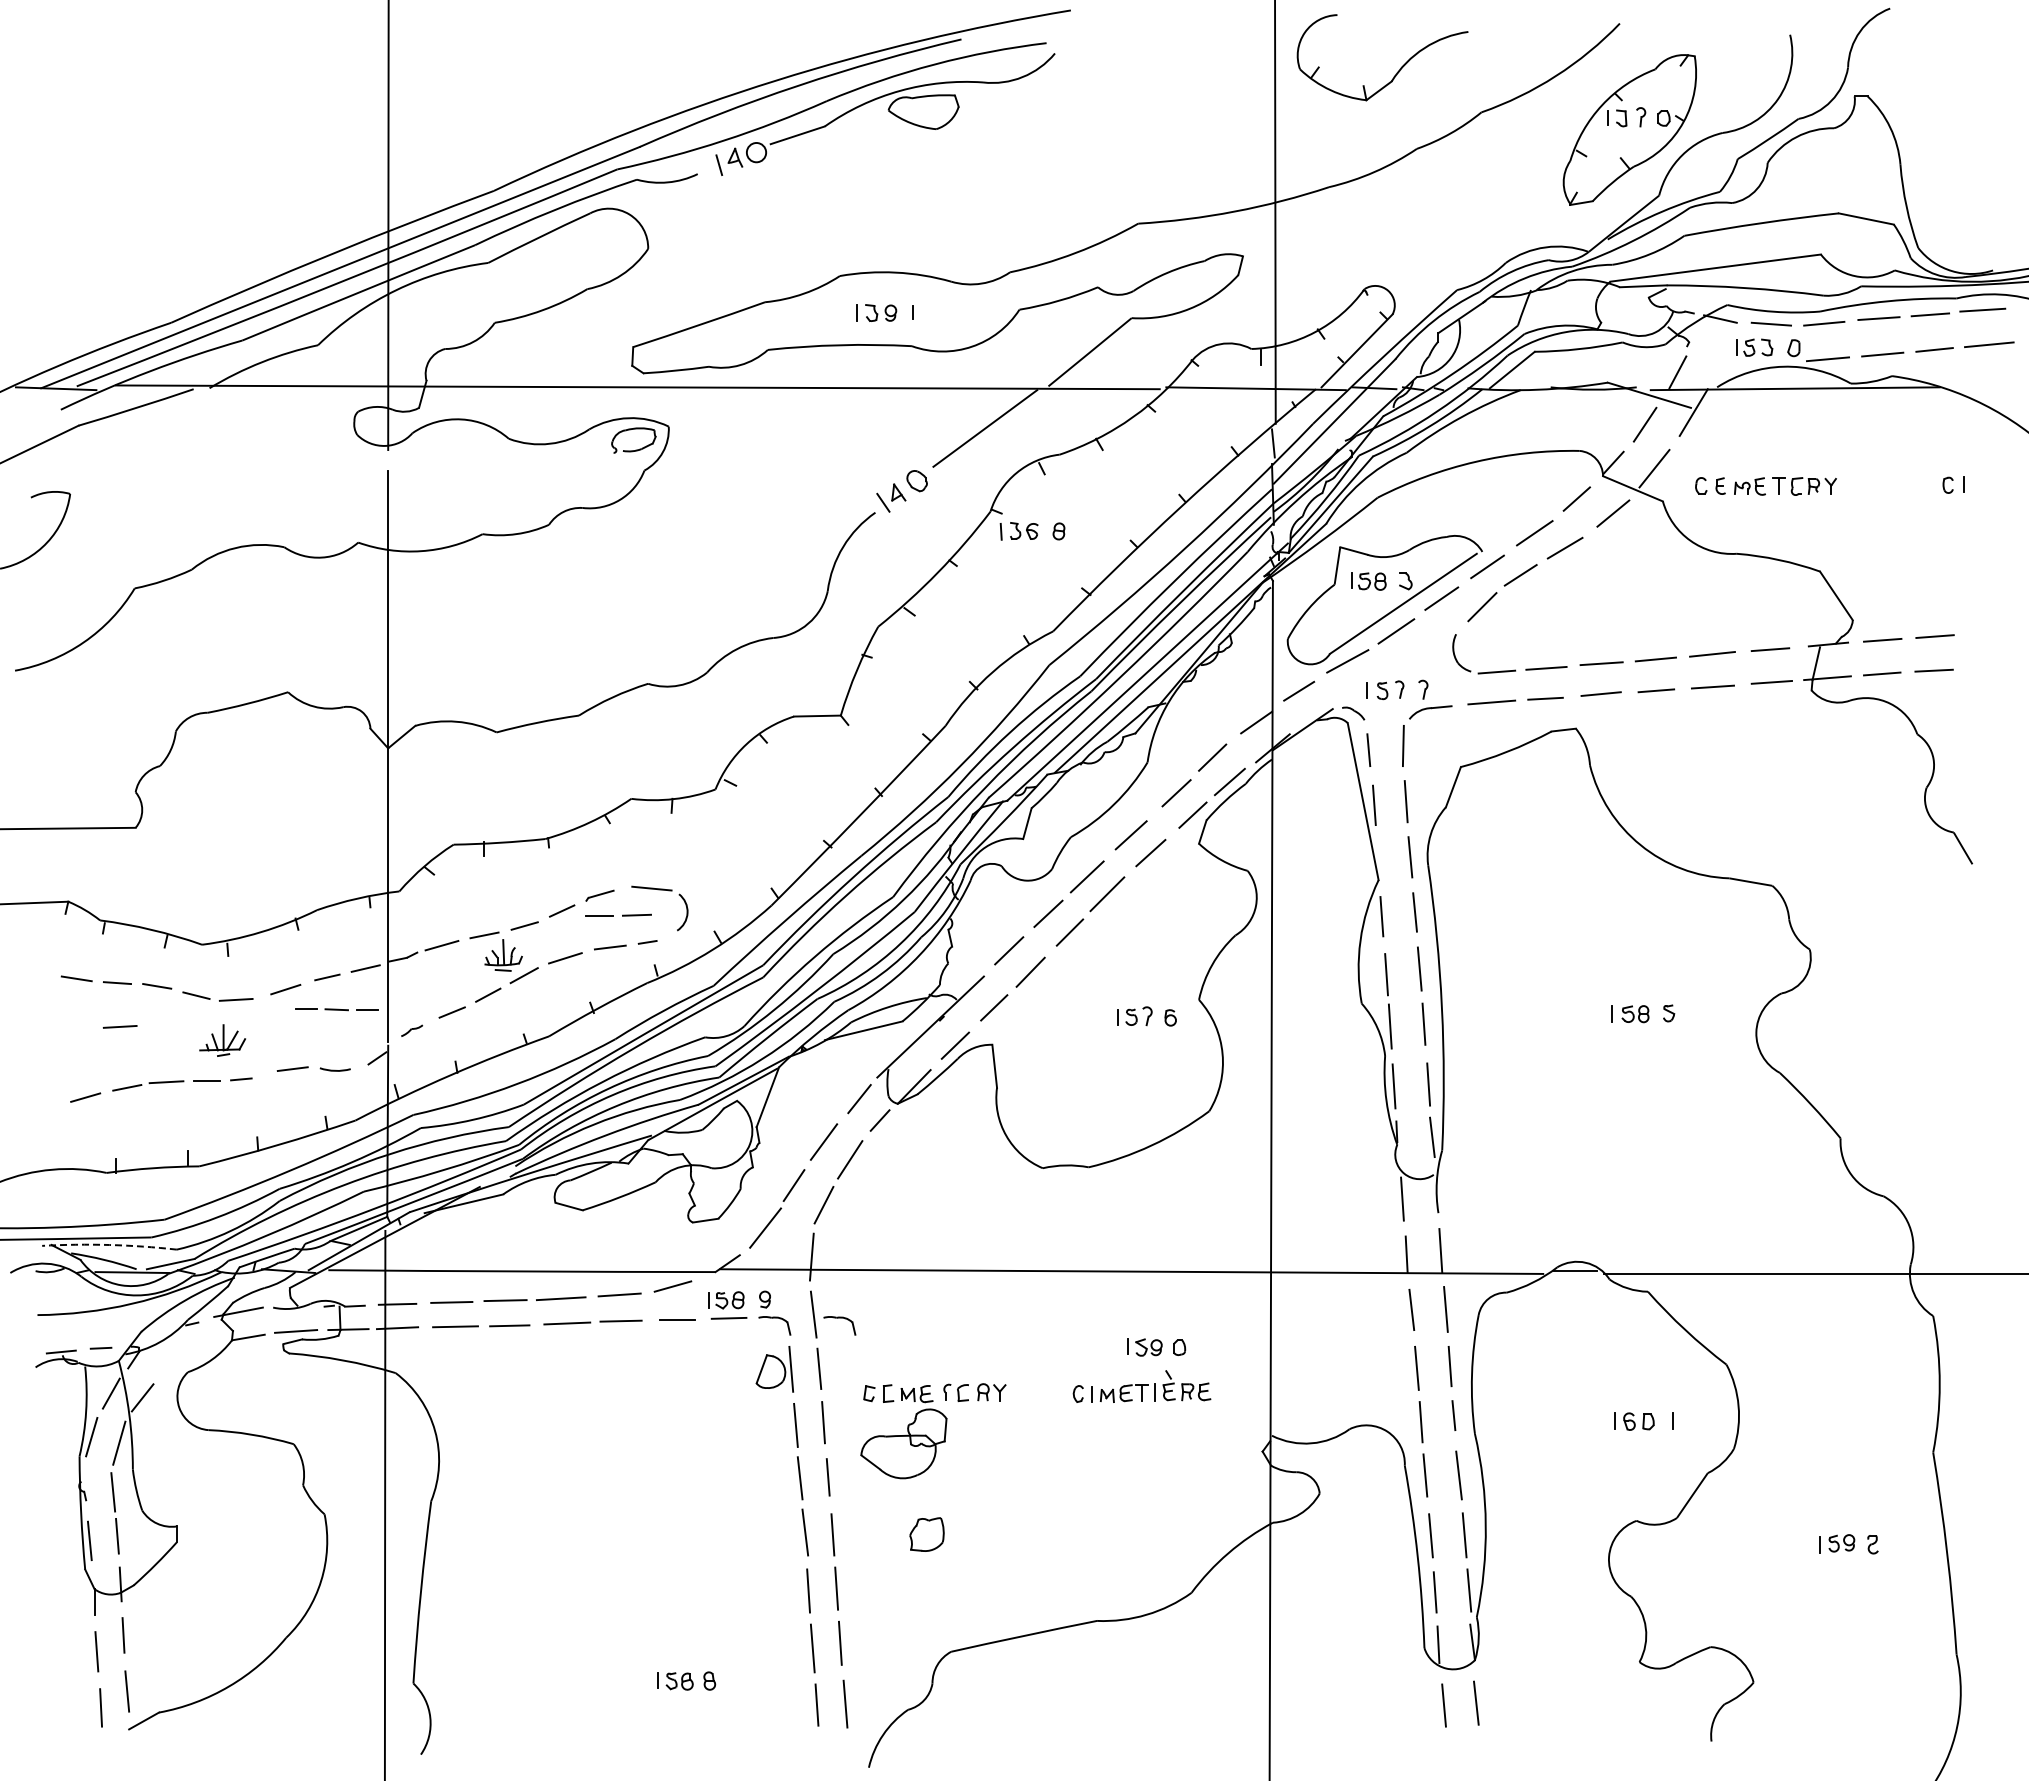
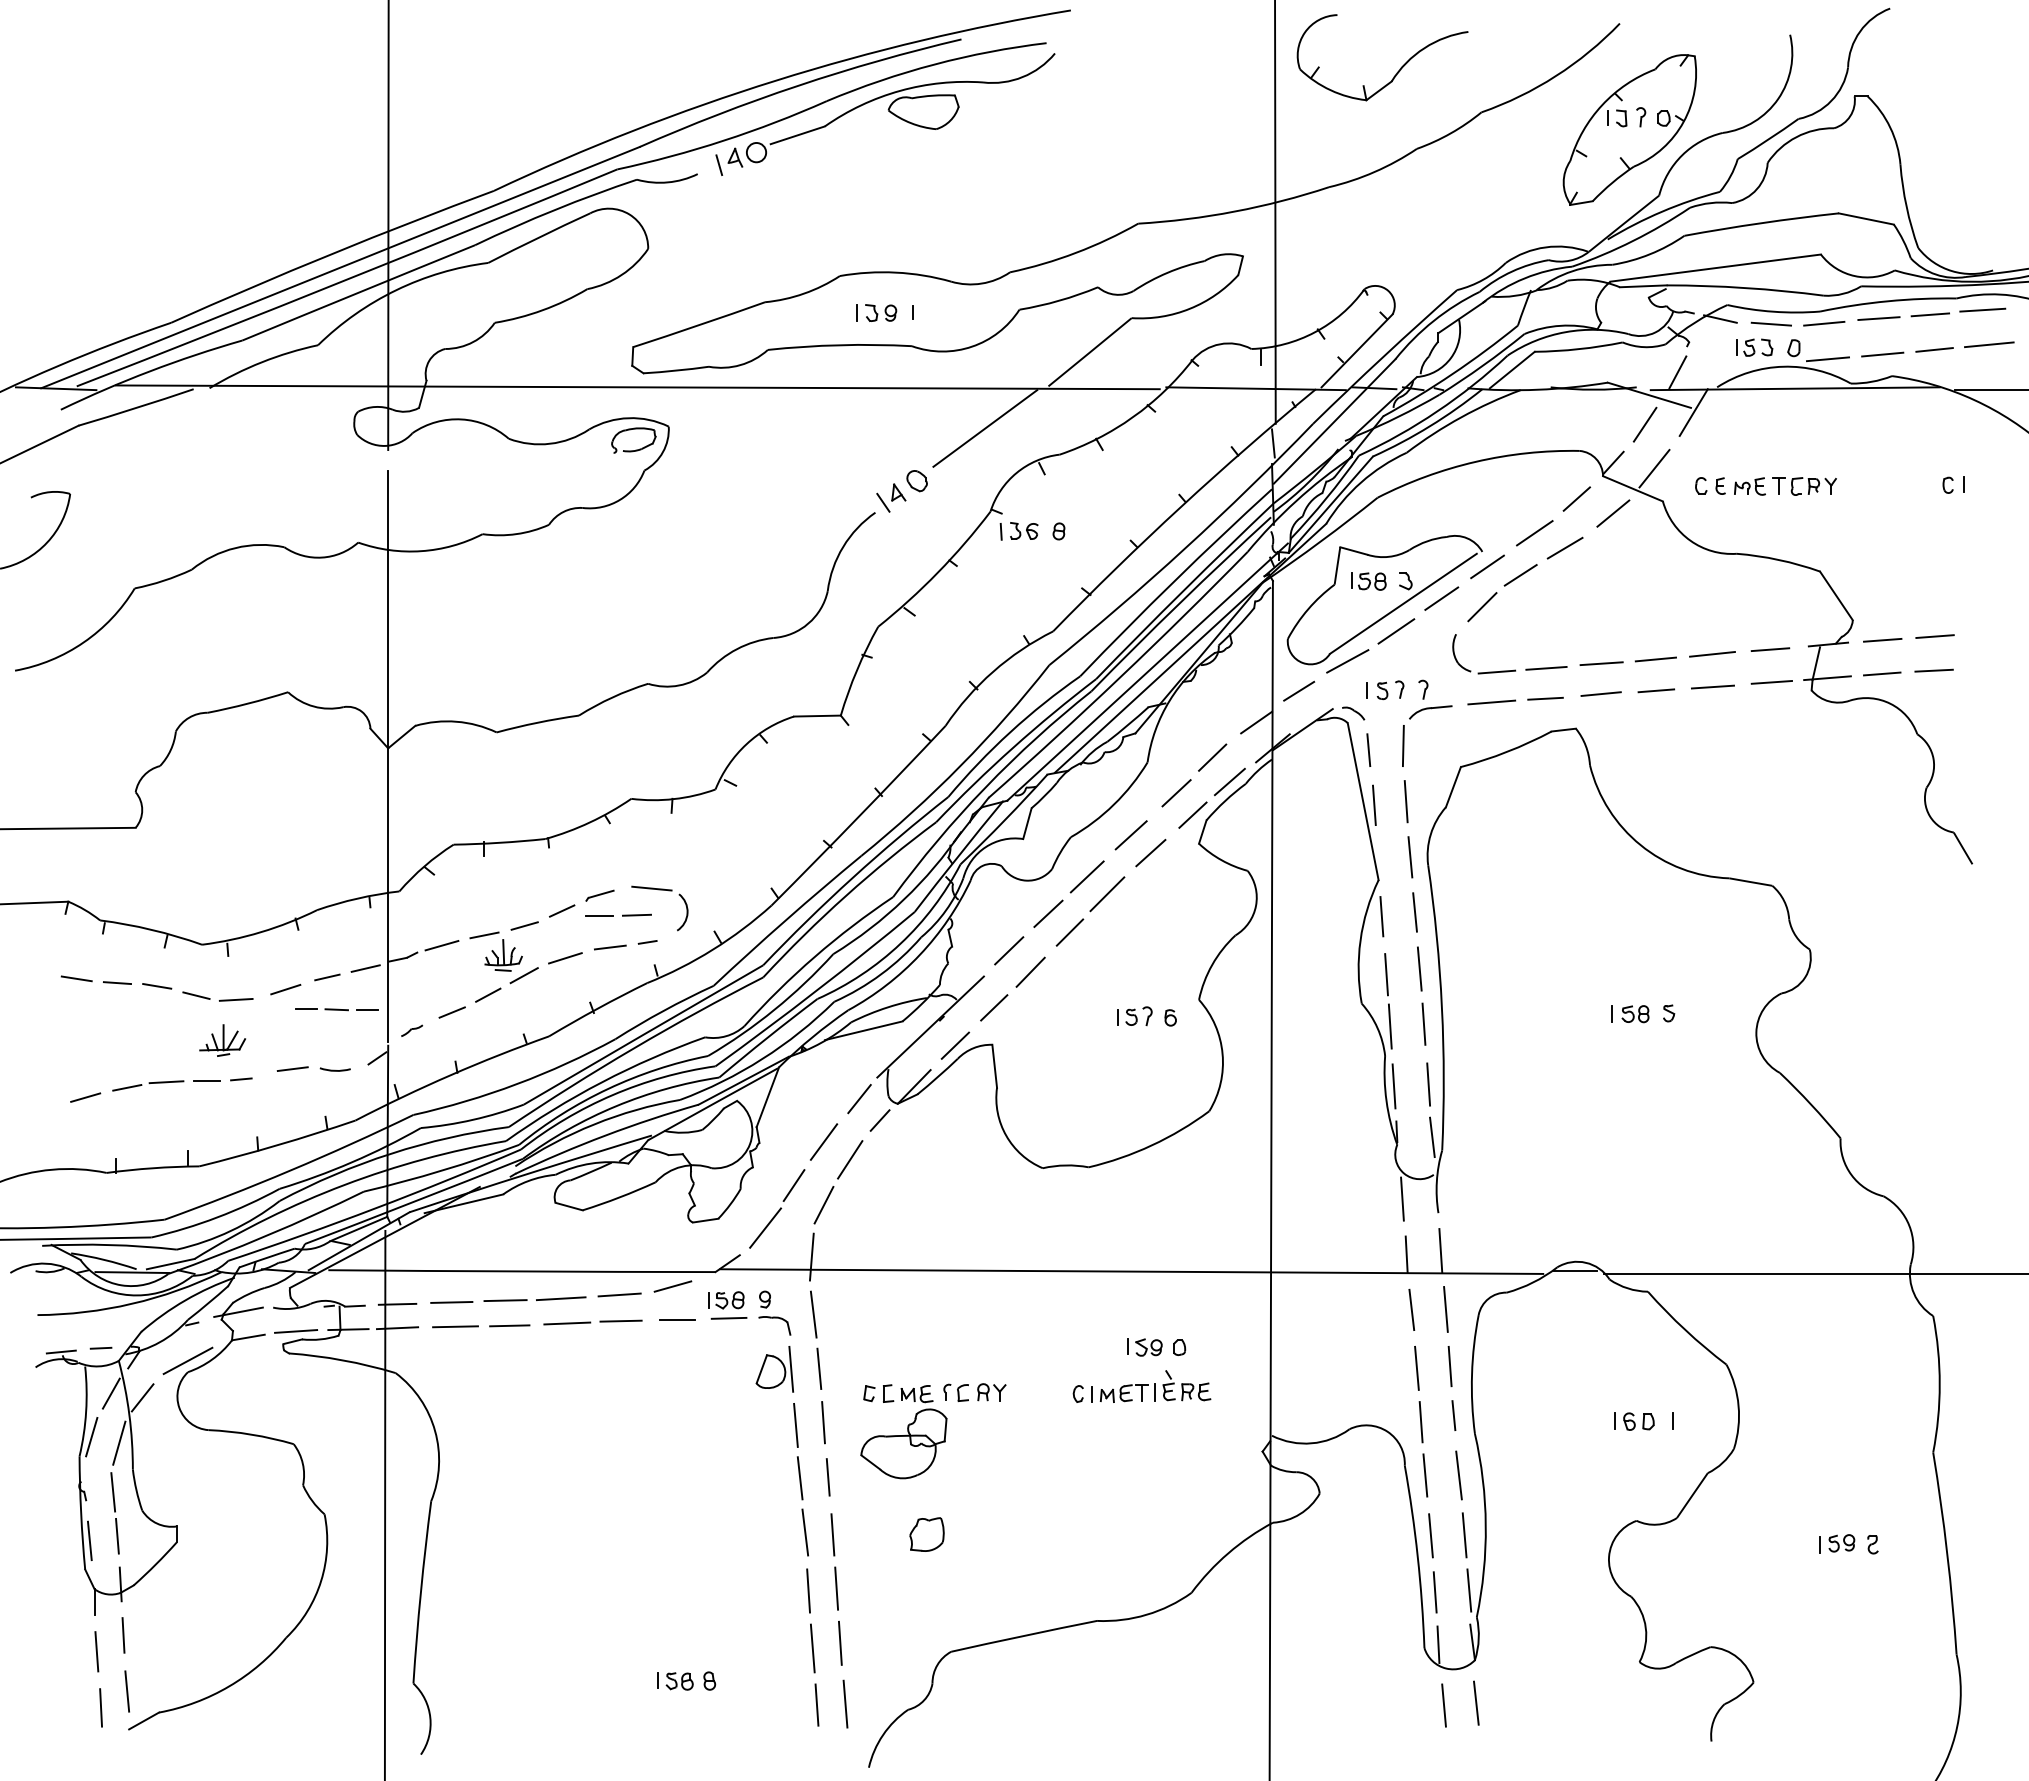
line: none -> present (1989, 390)
line: present -> none (119, 1026)
arc: dashed -> solid (109, 1245)
part: present -> none (839, 1318)
line: none -> present (187, 1360)
